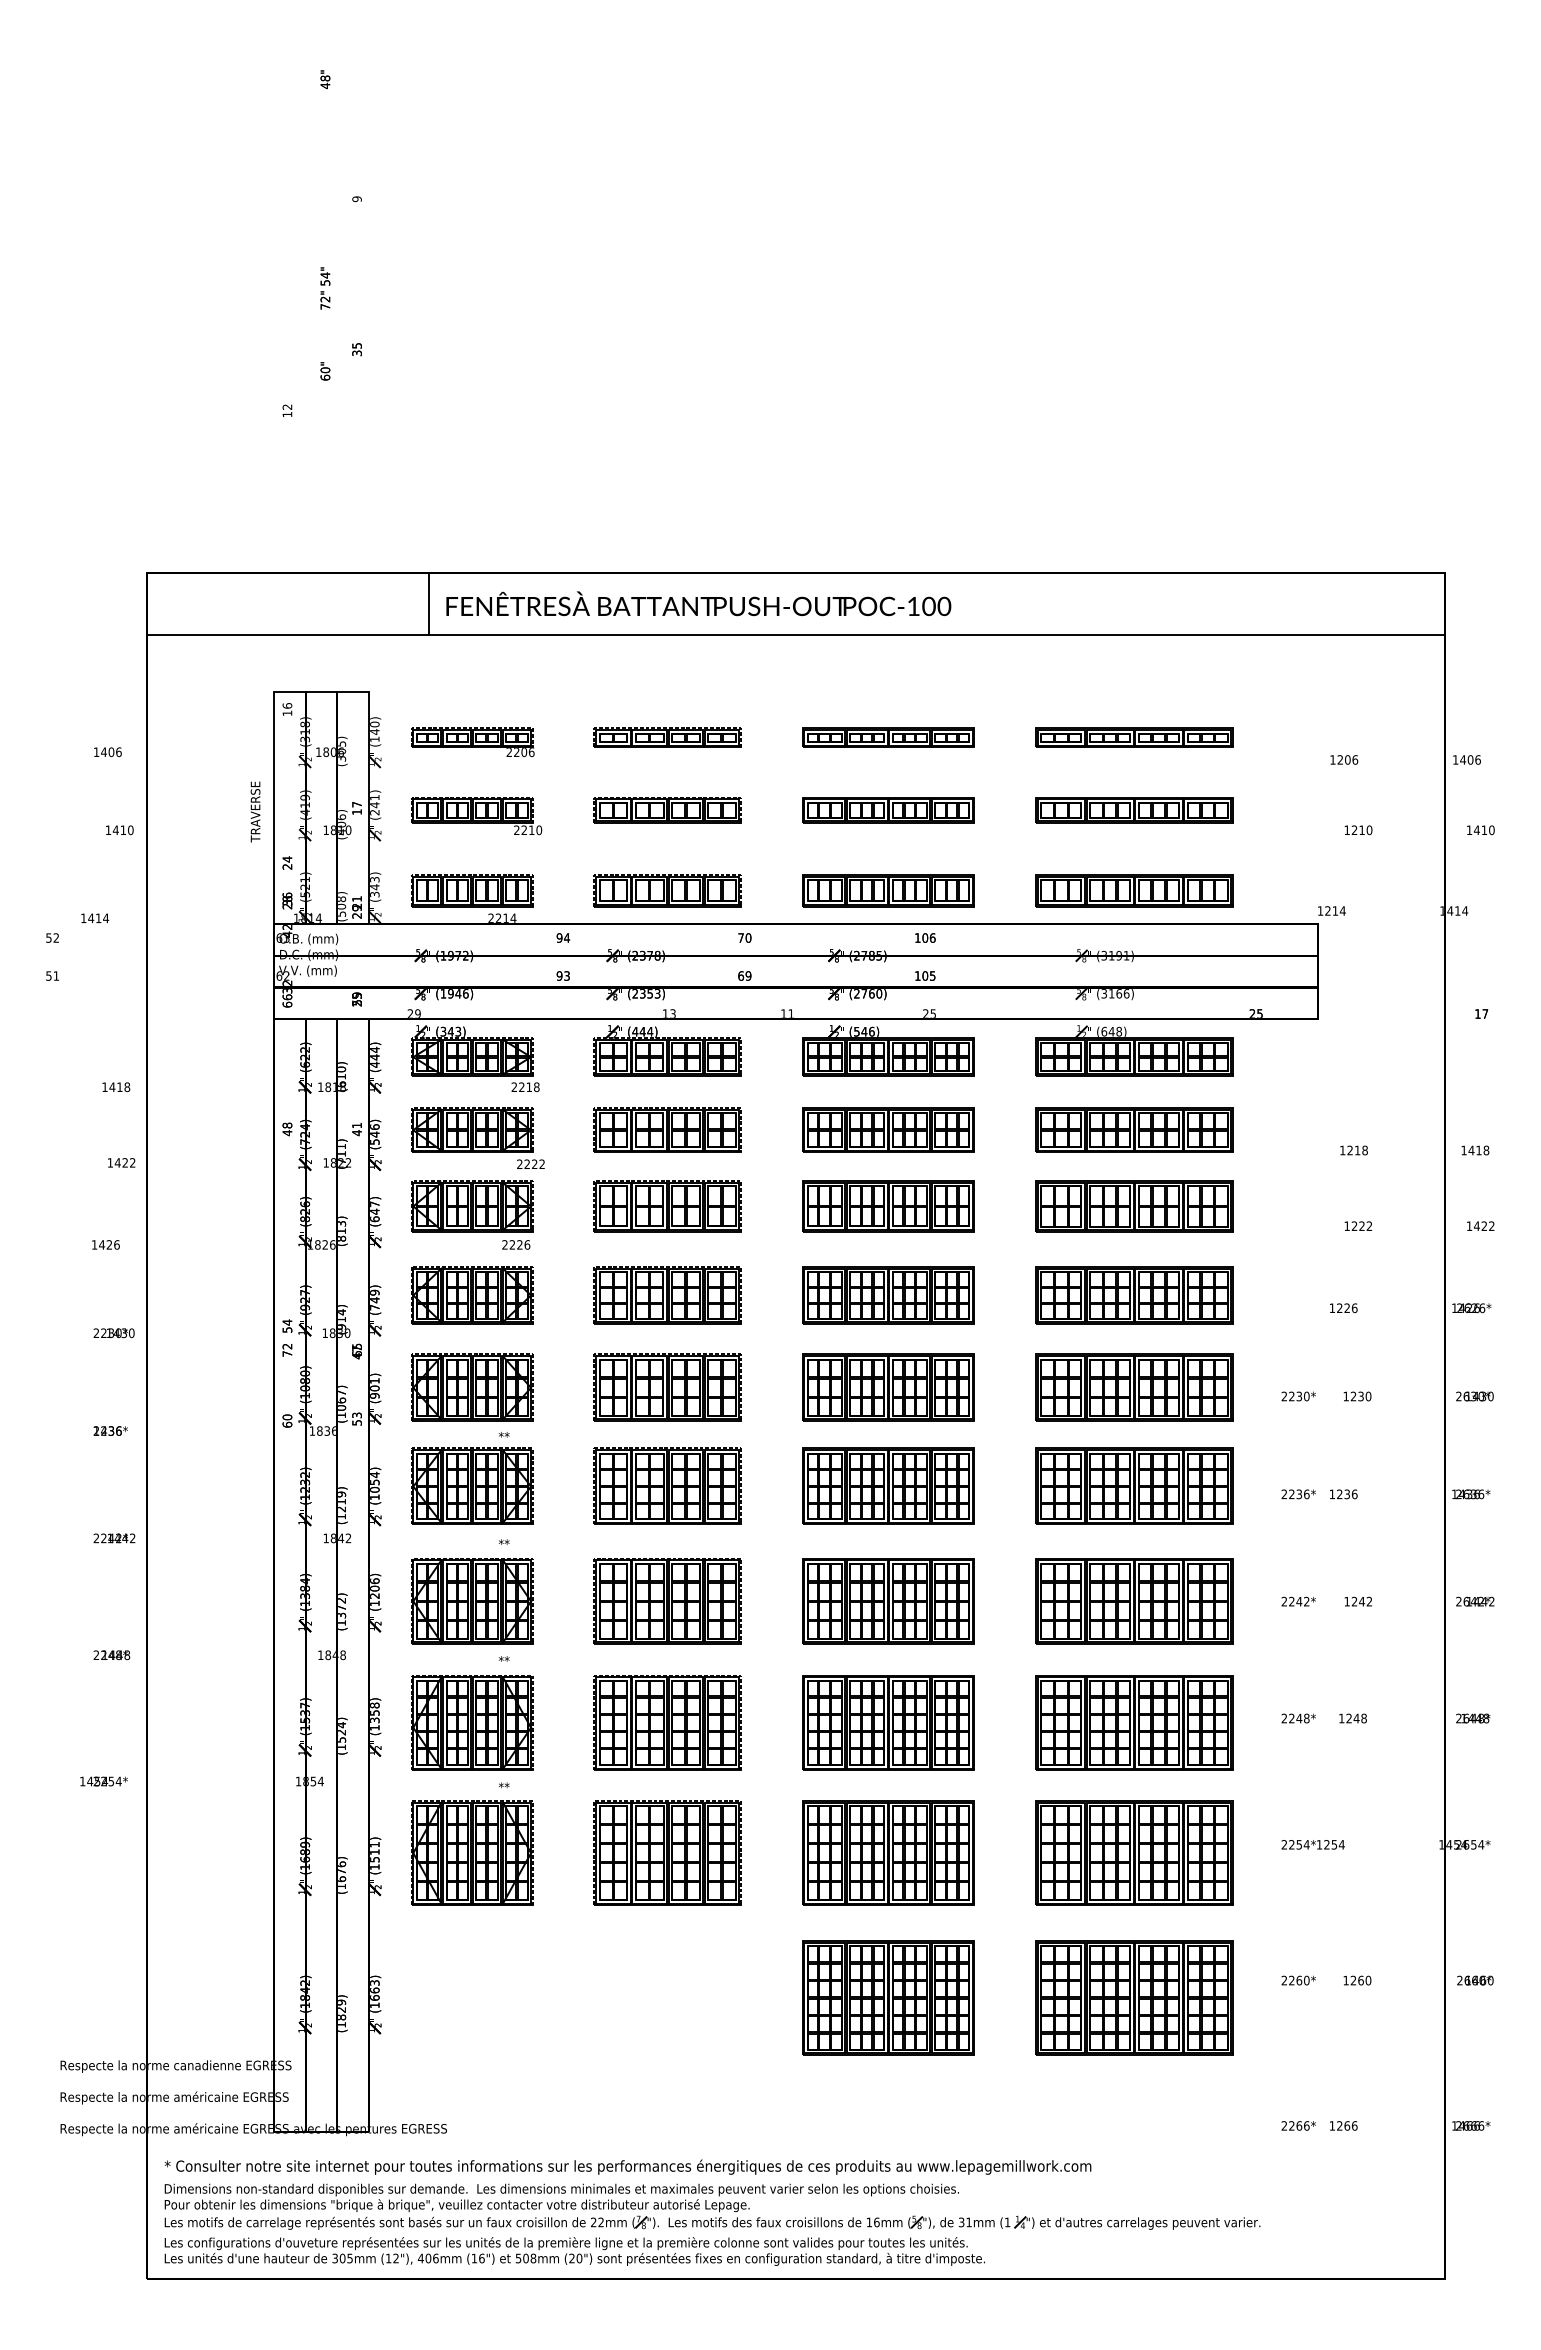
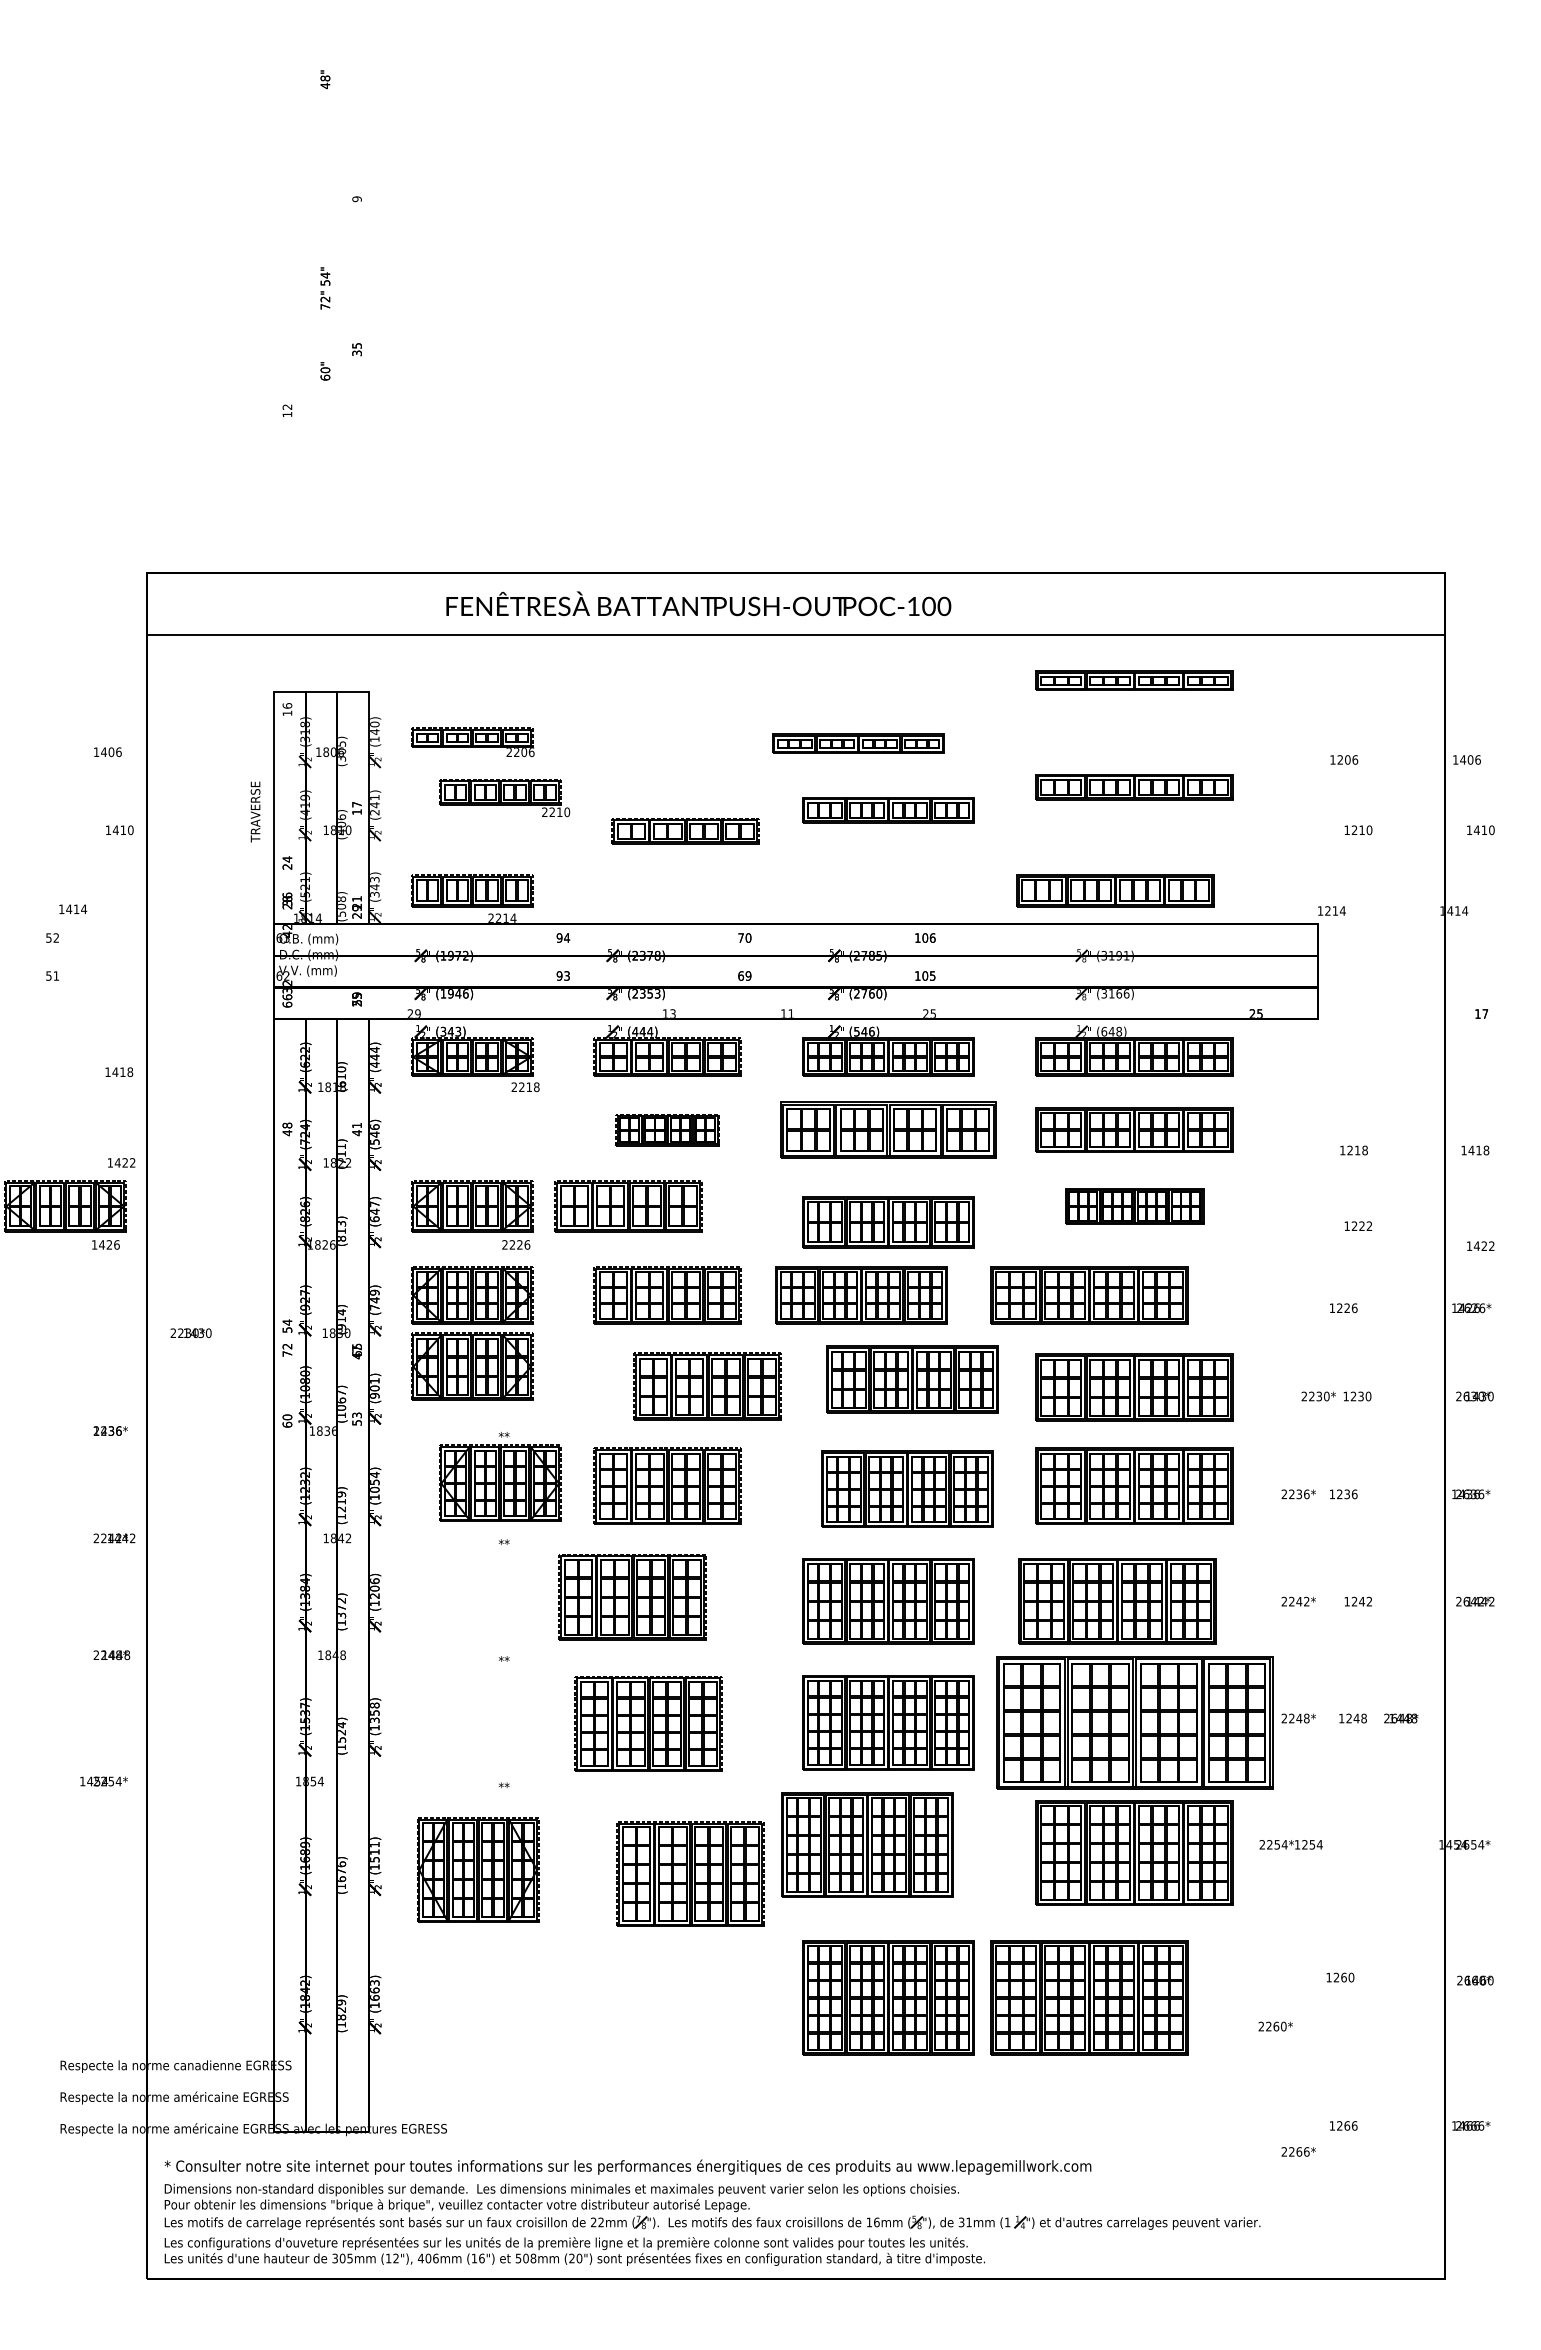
line: present -> none (428, 603)
part: present -> none (667, 737)
part position: (888, 737) -> (858, 743) (858, 743)
part position: (1134, 737) -> (1134, 680) (1134, 680)
part position: (667, 810) -> (685, 831) (685, 831)
part position: (1134, 810) -> (1134, 787) (1134, 787)
part position: (476, 816) -> (504, 798) (504, 798)
part: present -> none (667, 890)
part: present -> none (888, 890)
part position: (1134, 890) -> (1115, 890) (1115, 890)
text position: (95, 917) -> (73, 908) (73, 908)
text position: (116, 1087) -> (119, 1072) (119, 1072)
part size: 149x46 px -> 105x33 px (667, 1130)
part size: 173x46 px -> 217x58 px (888, 1129)
part: present -> none (477, 1137)
part: none -> present (65, 1206)
part position: (667, 1206) -> (628, 1206) (628, 1206)
part position: (888, 1206) -> (888, 1222) (888, 1222)
part size: 199x53 px -> 140x37 px (1134, 1206)
text position: (1480, 1225) -> (1480, 1245) (1480, 1245)
part position: (888, 1295) -> (861, 1295) (861, 1295)
part position: (1134, 1295) -> (1089, 1295) (1089, 1295)
text position: (113, 1333) -> (190, 1333) (190, 1333)
part position: (472, 1387) -> (472, 1366) (472, 1366)
part position: (667, 1387) -> (707, 1386) (707, 1386)
part position: (888, 1387) -> (912, 1379) (912, 1379)
text position: (1298, 1396) -> (1318, 1396) (1318, 1396)
part position: (472, 1485) -> (500, 1482) (500, 1482)
part position: (888, 1485) -> (907, 1488) (907, 1488)
part: present -> none (472, 1601)
part position: (667, 1601) -> (632, 1597) (632, 1597)
part position: (1134, 1601) -> (1117, 1601) (1117, 1601)
text position: (1473, 1718) -> (1401, 1718) (1401, 1718)
part: present -> none (472, 1722)
part position: (667, 1722) -> (648, 1723) (648, 1723)
part size: 199x96 px -> 278x134 px (1134, 1722)
text position: (1312, 1844) -> (1290, 1844) (1290, 1844)
part position: (472, 1852) -> (478, 1869) (478, 1869)
part position: (667, 1852) -> (690, 1873) (690, 1873)
part position: (888, 1852) -> (867, 1844) (867, 1844)
text position: (1298, 1980) -> (1275, 2026) (1275, 2026)
text position: (1357, 1980) -> (1340, 1977) (1340, 1977)
part position: (1134, 1997) -> (1089, 1997) (1089, 1997)
text position: (1298, 2125) -> (1298, 2151) (1298, 2151)
